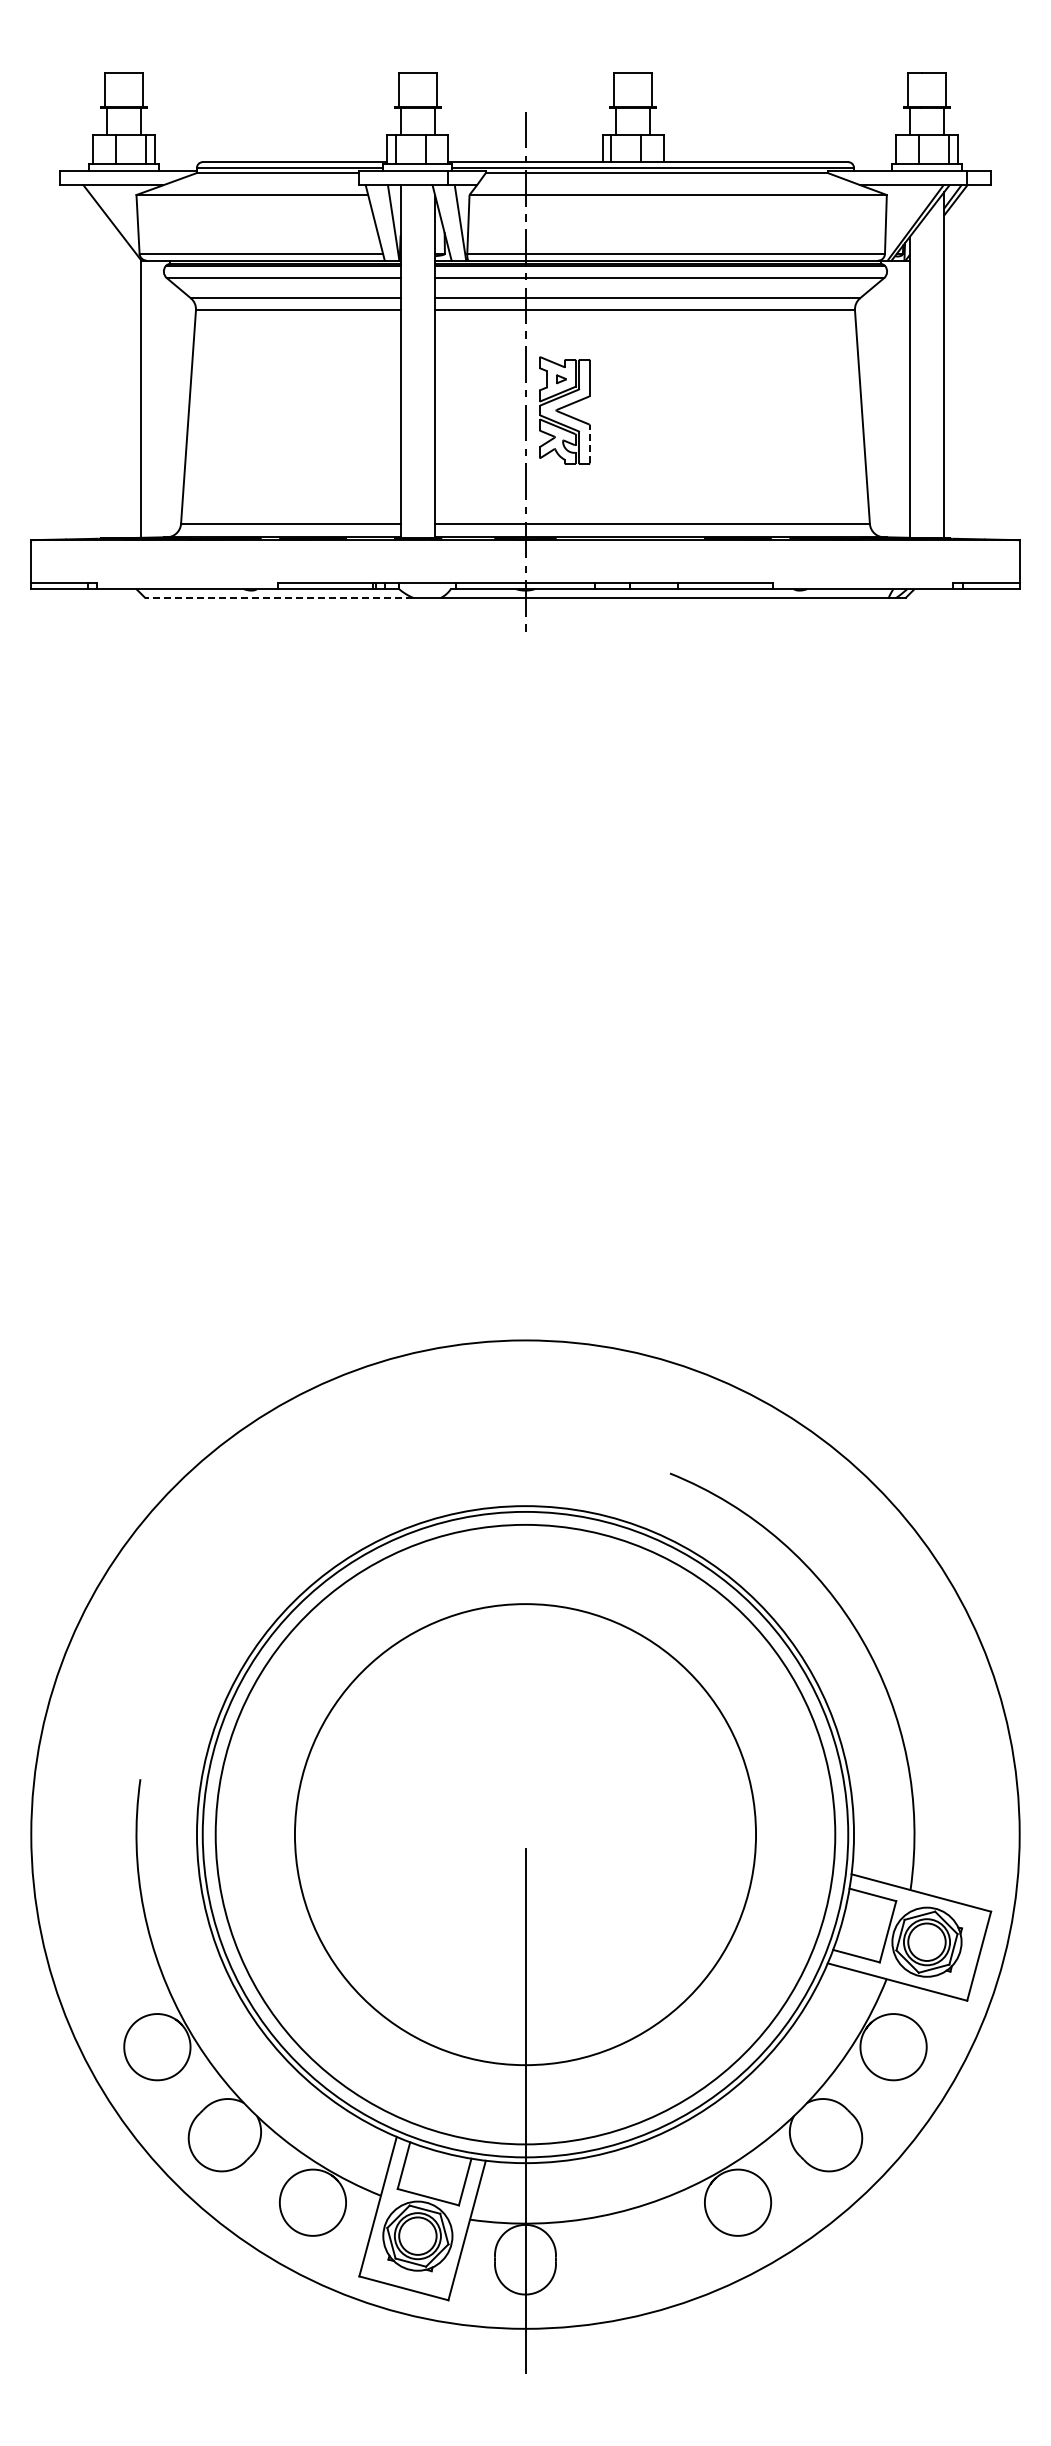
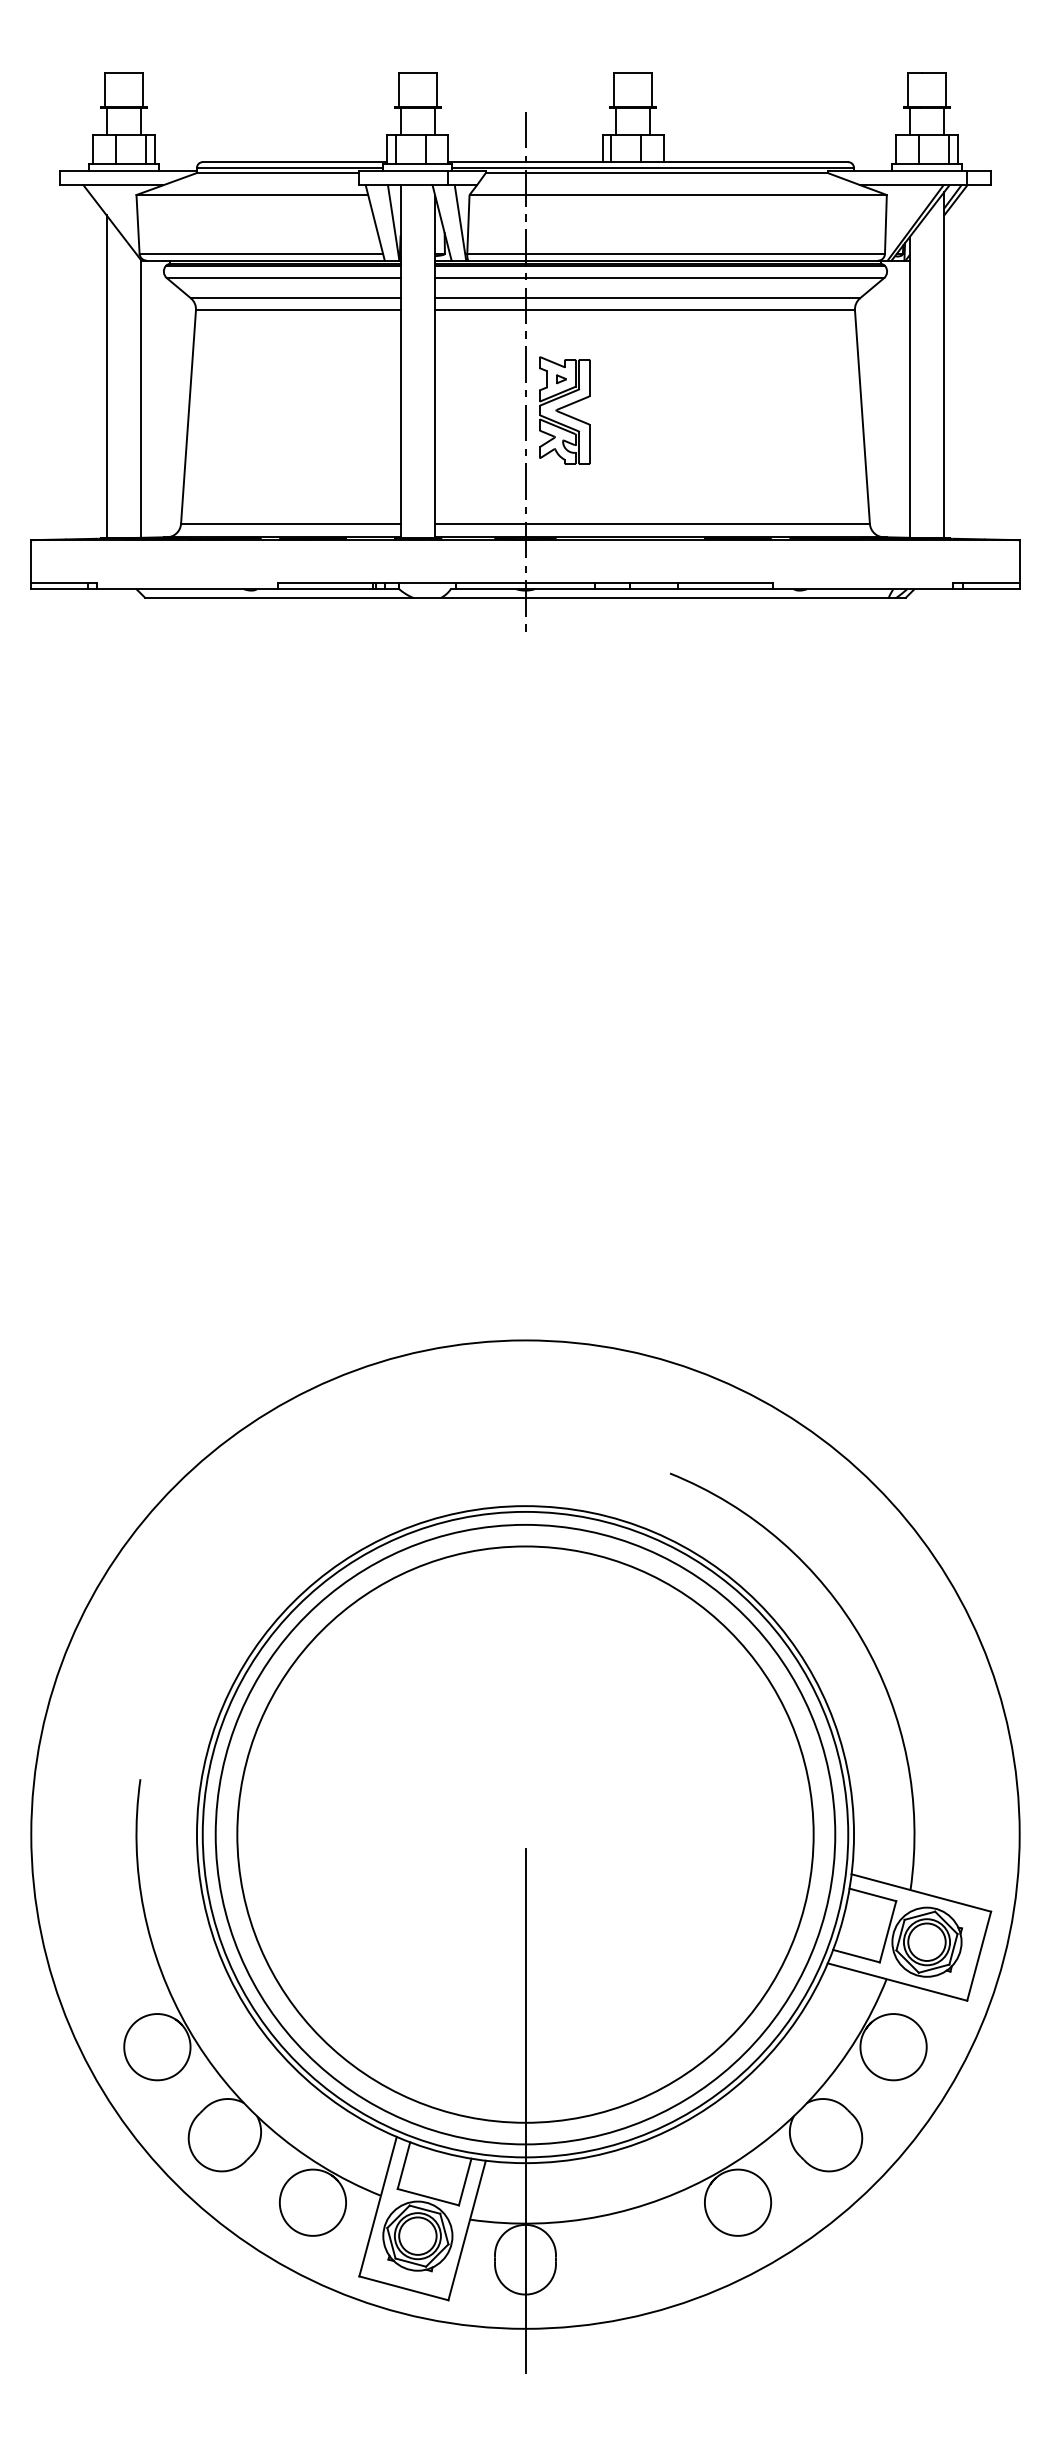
line: none -> present (106, 376)
line: dashed -> solid (589, 443)
line: dashed -> solid (279, 597)
circle diameter: 461 px -> 576 px (525, 1834)
